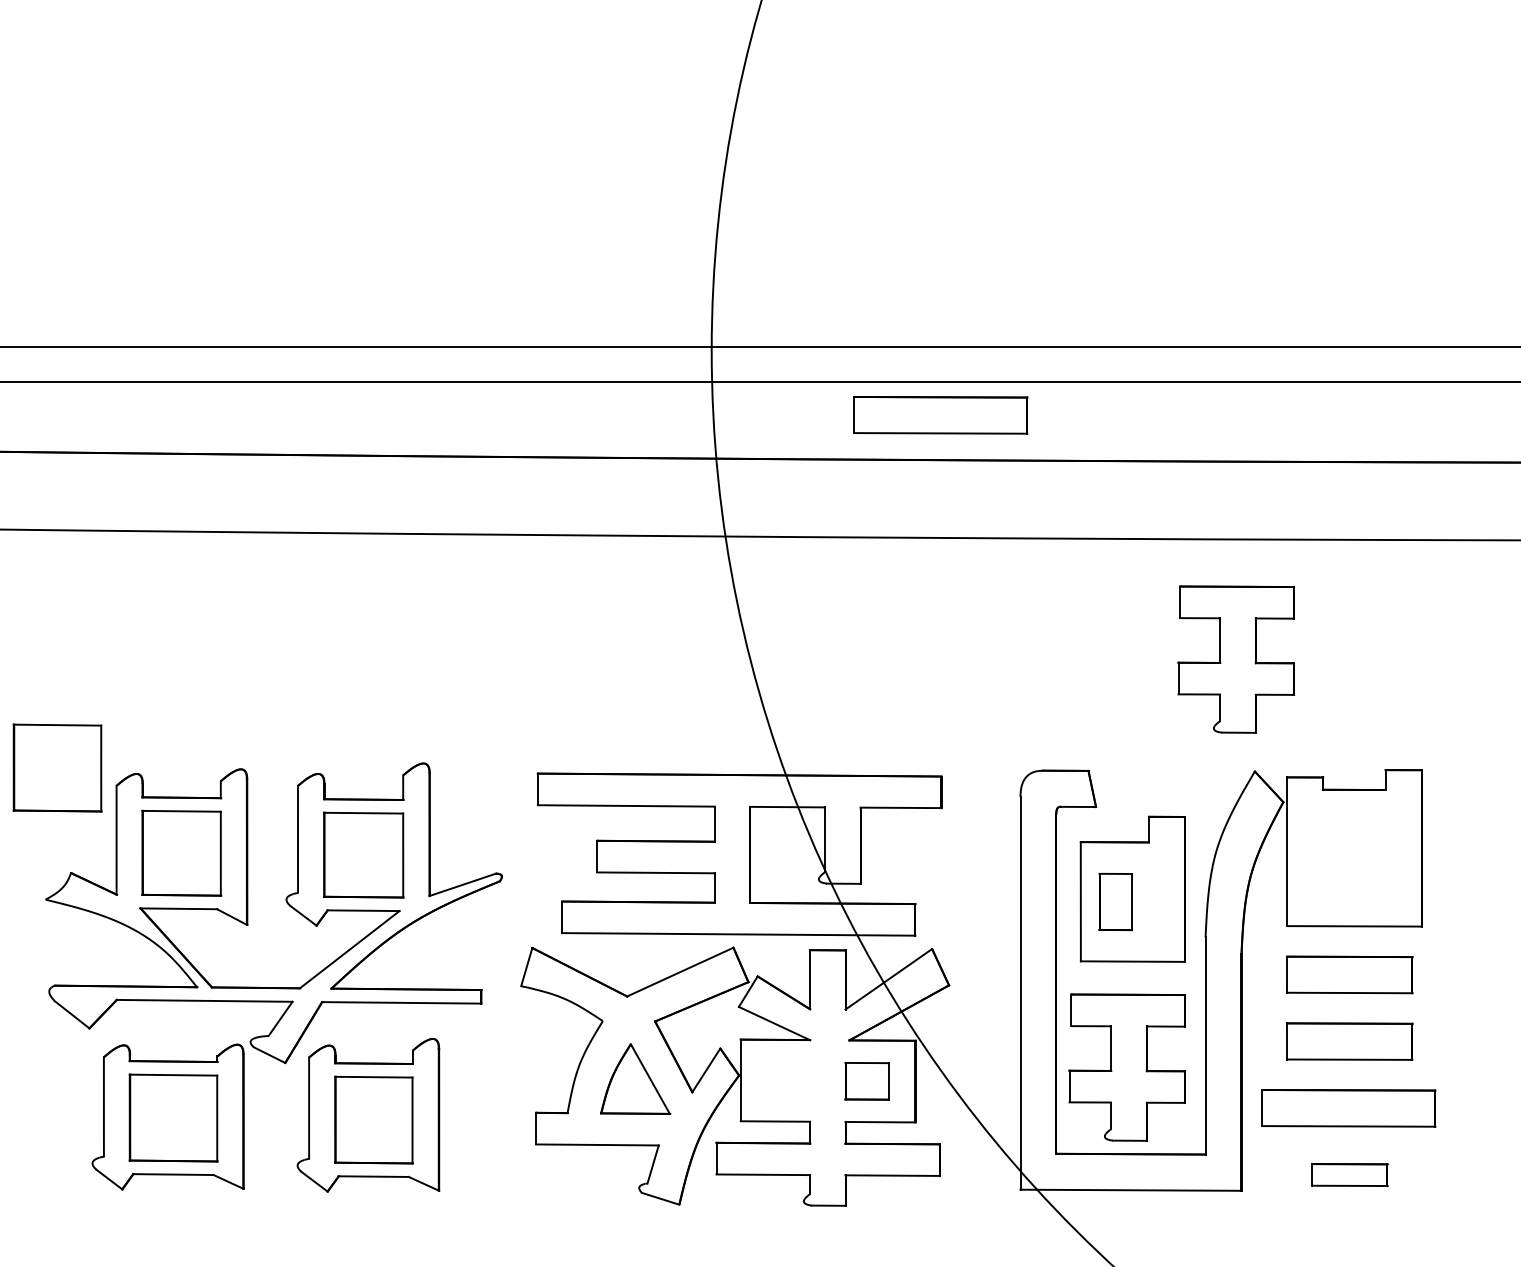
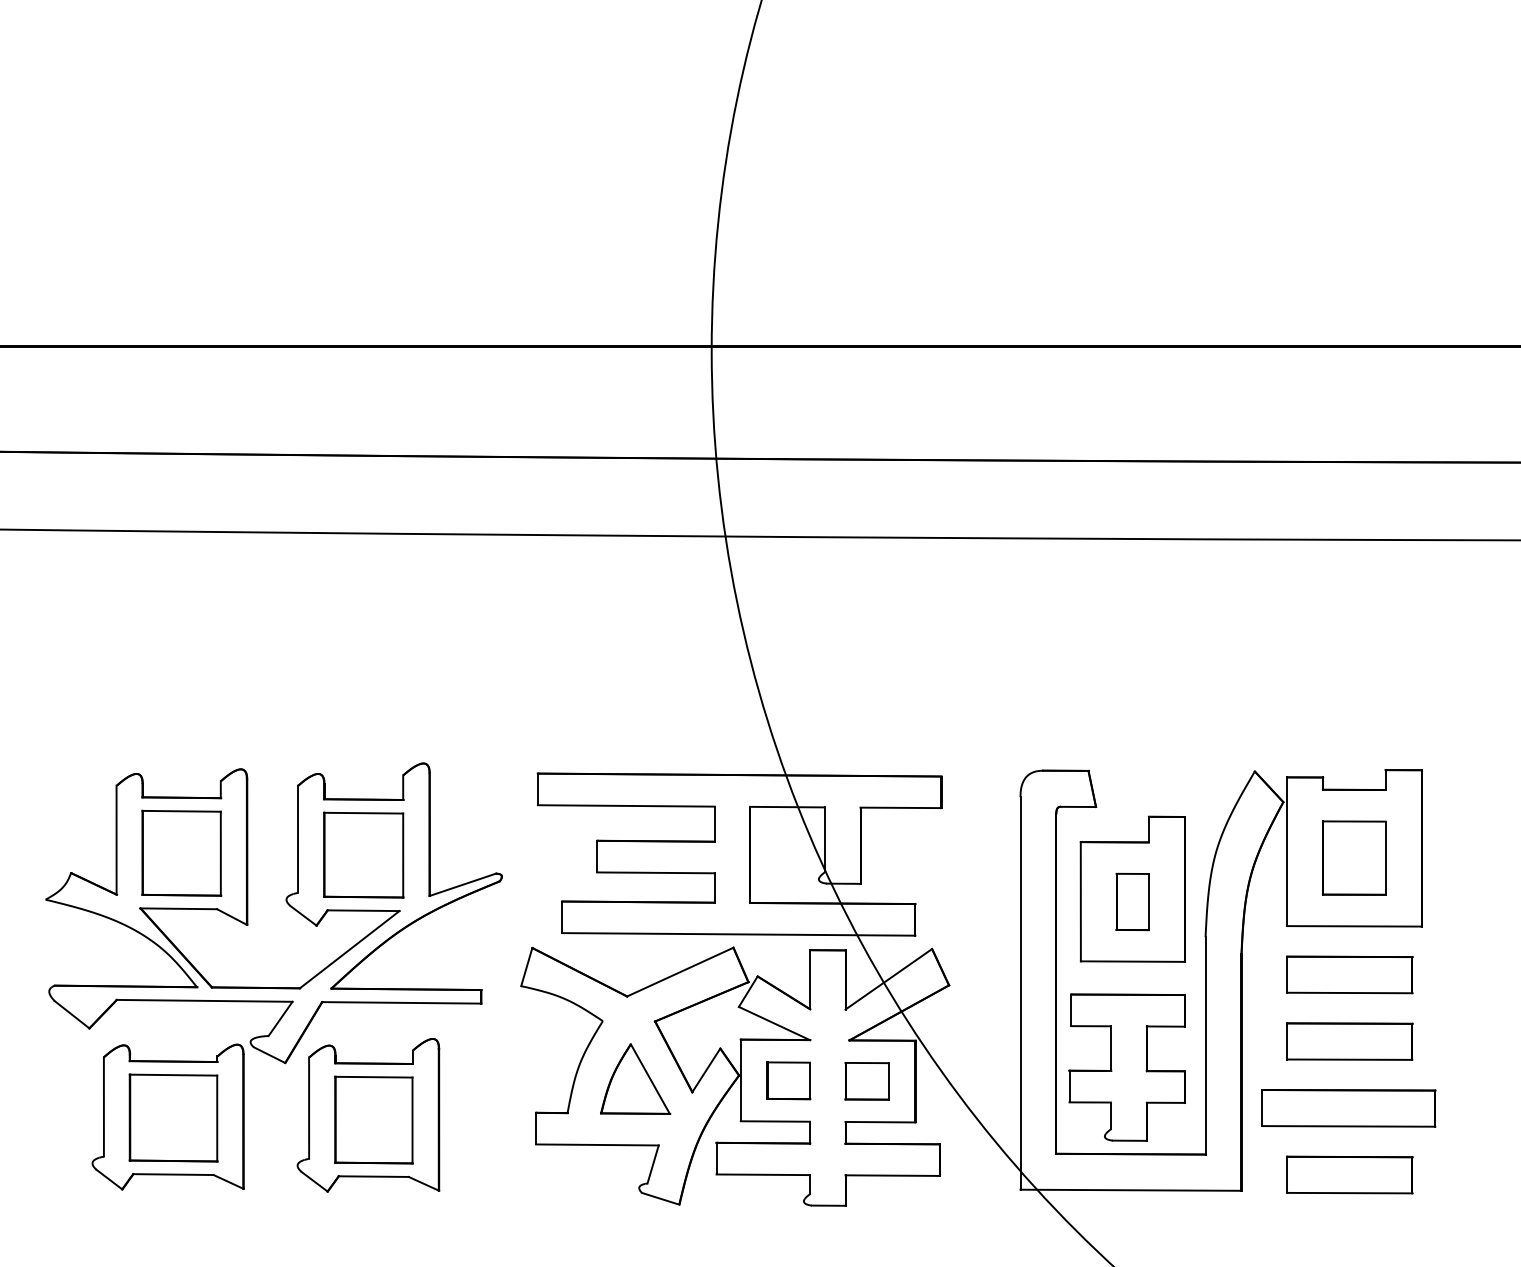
line position: (759, 382) -> (759, 346) (759, 346)
part: present -> none (940, 415)
part: present -> none (1235, 659)
part: present -> none (57, 767)
part: none -> present (1353, 857)
part position: (1115, 901) -> (1132, 901) (1132, 901)
part: none -> present (788, 1080)
part size: 78x24 px -> 128x40 px (1349, 1174)
